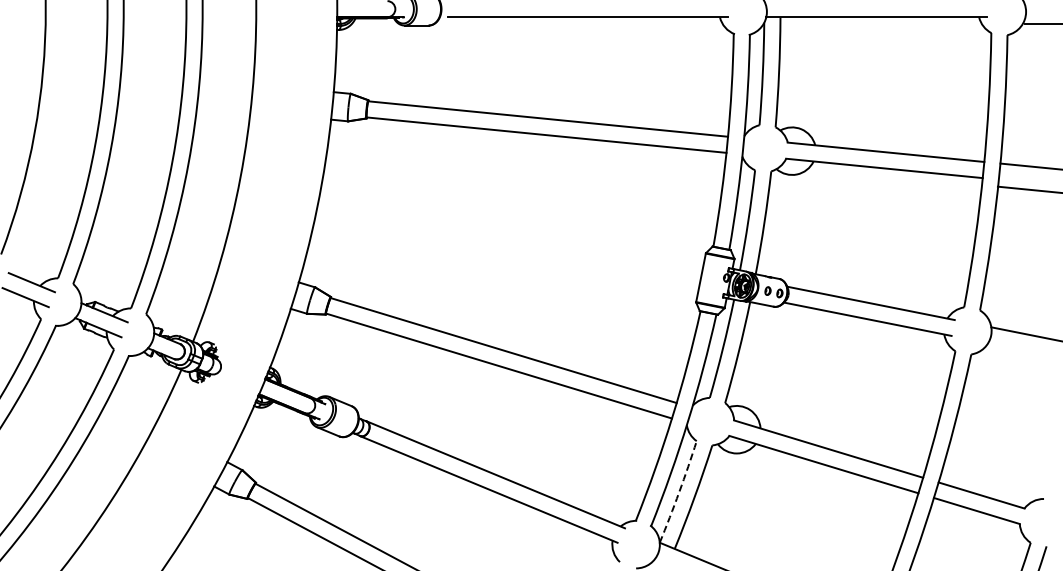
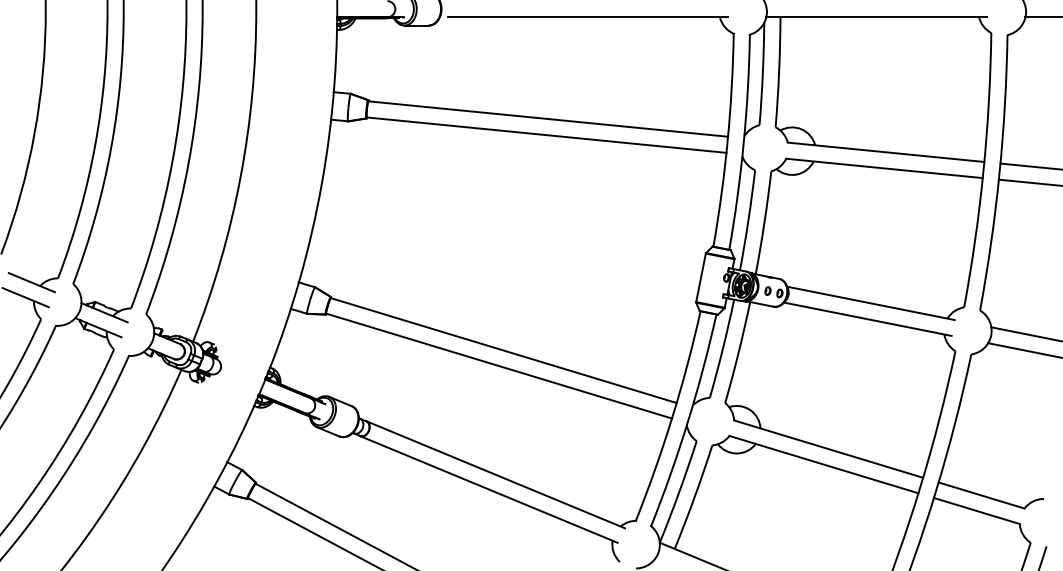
line position: (1042, 24) -> (1042, 17) (1042, 17)
line position: (1028, 189) -> (1028, 182) (1028, 182)
line: none -> present (1023, 350)
arc: dashed -> solid (679, 492)
